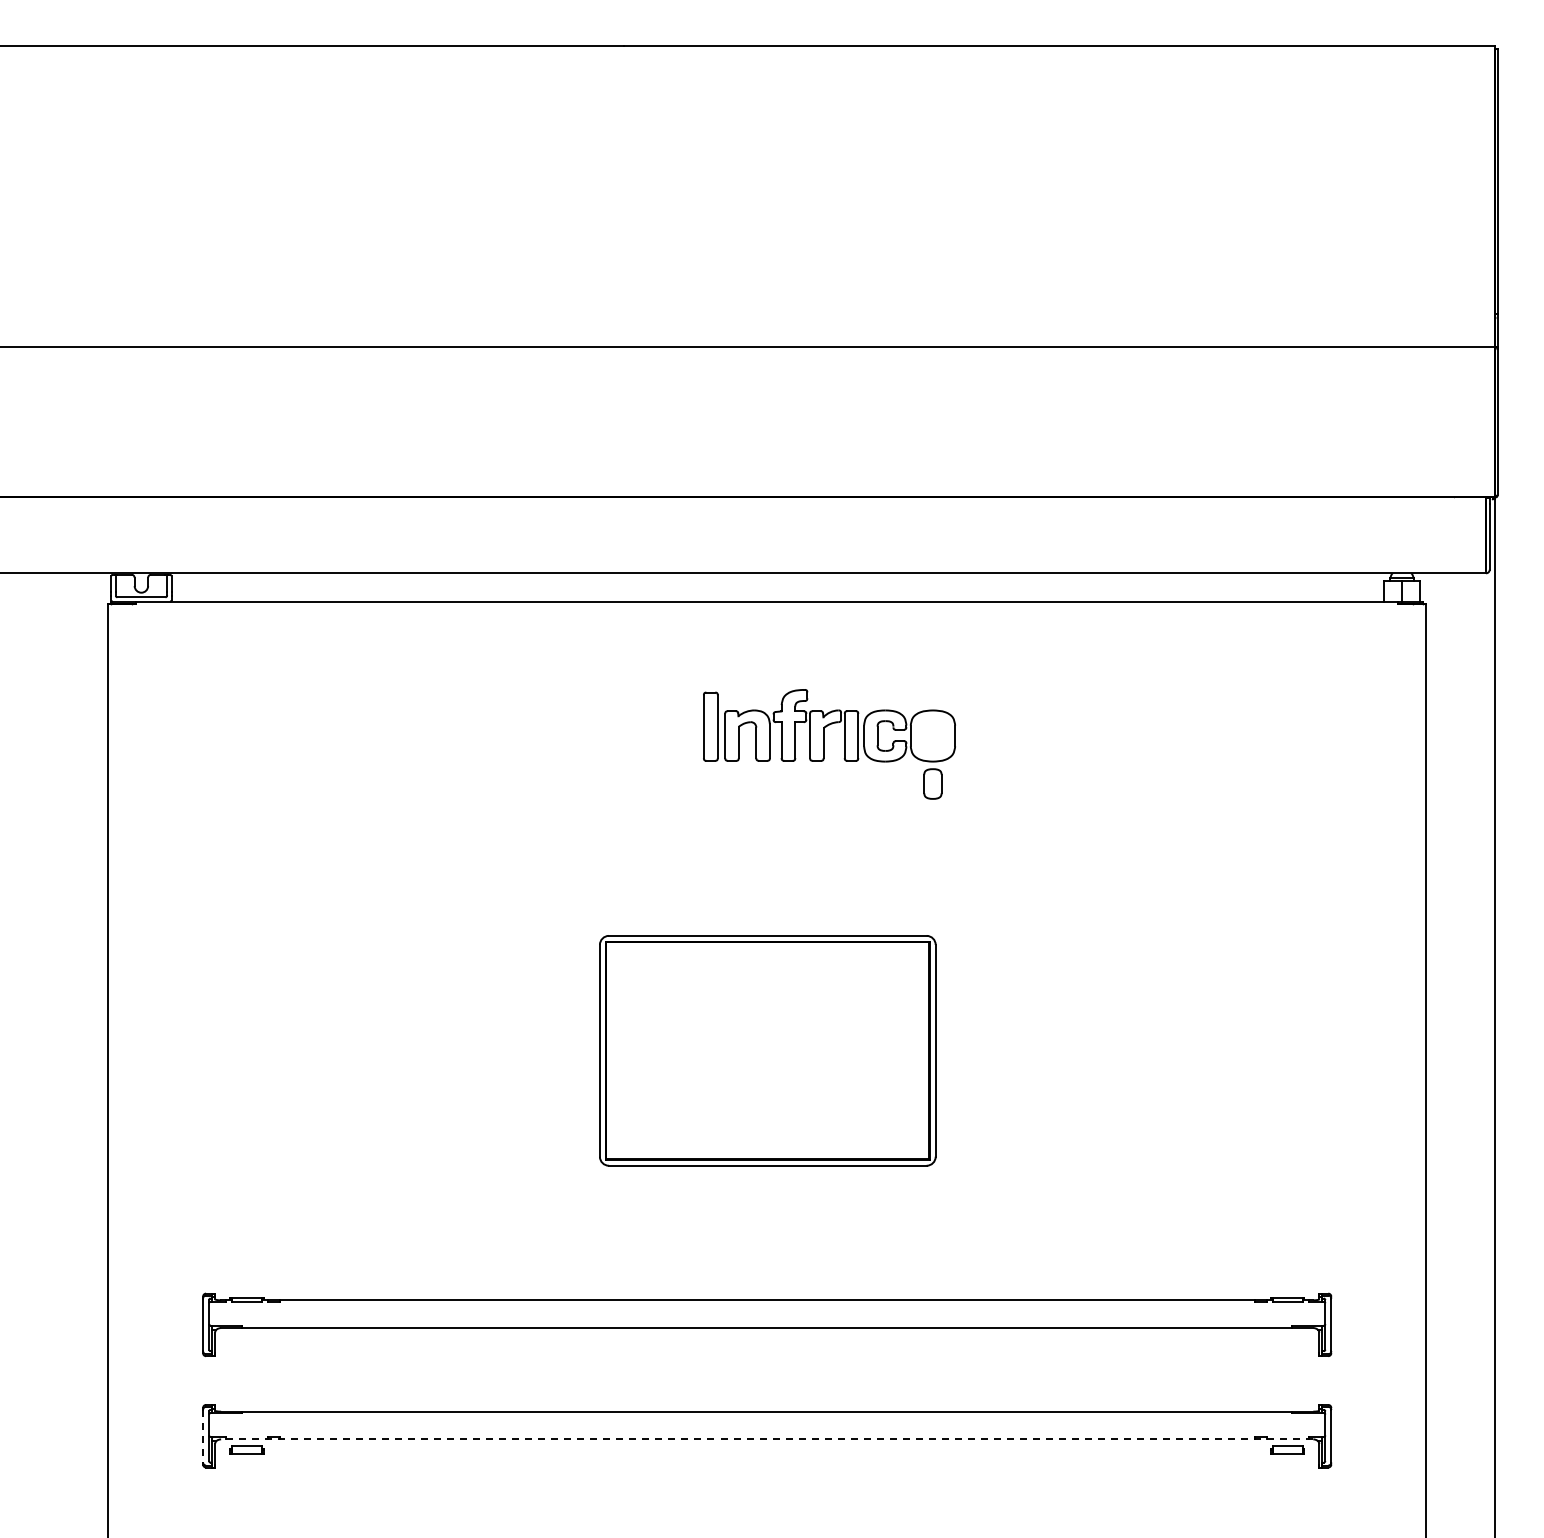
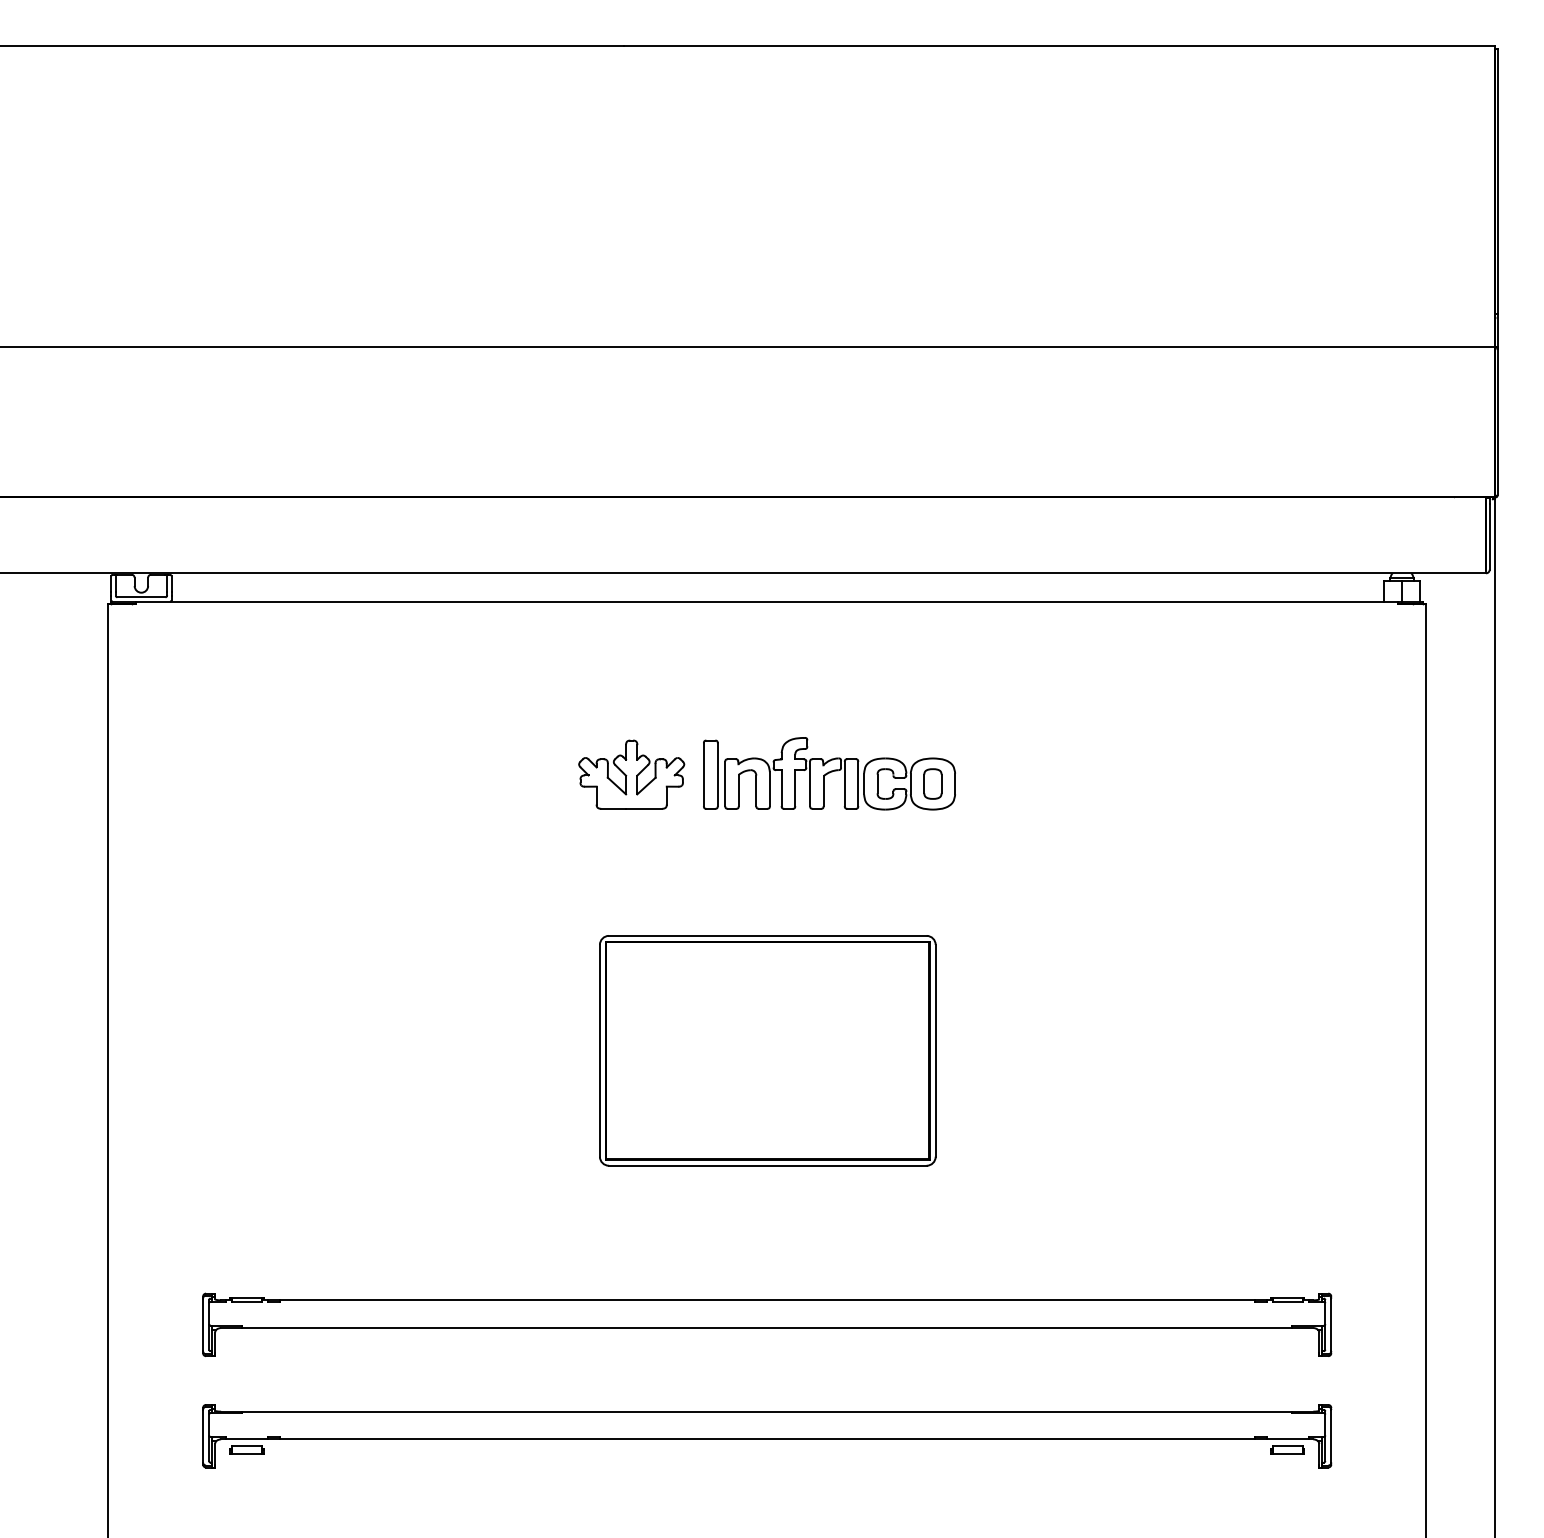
part position: (829, 725) -> (829, 773) (829, 773)
part: none -> present (631, 774)
line: dashed -> solid (203, 1436)
line: dashed -> solid (766, 1439)
